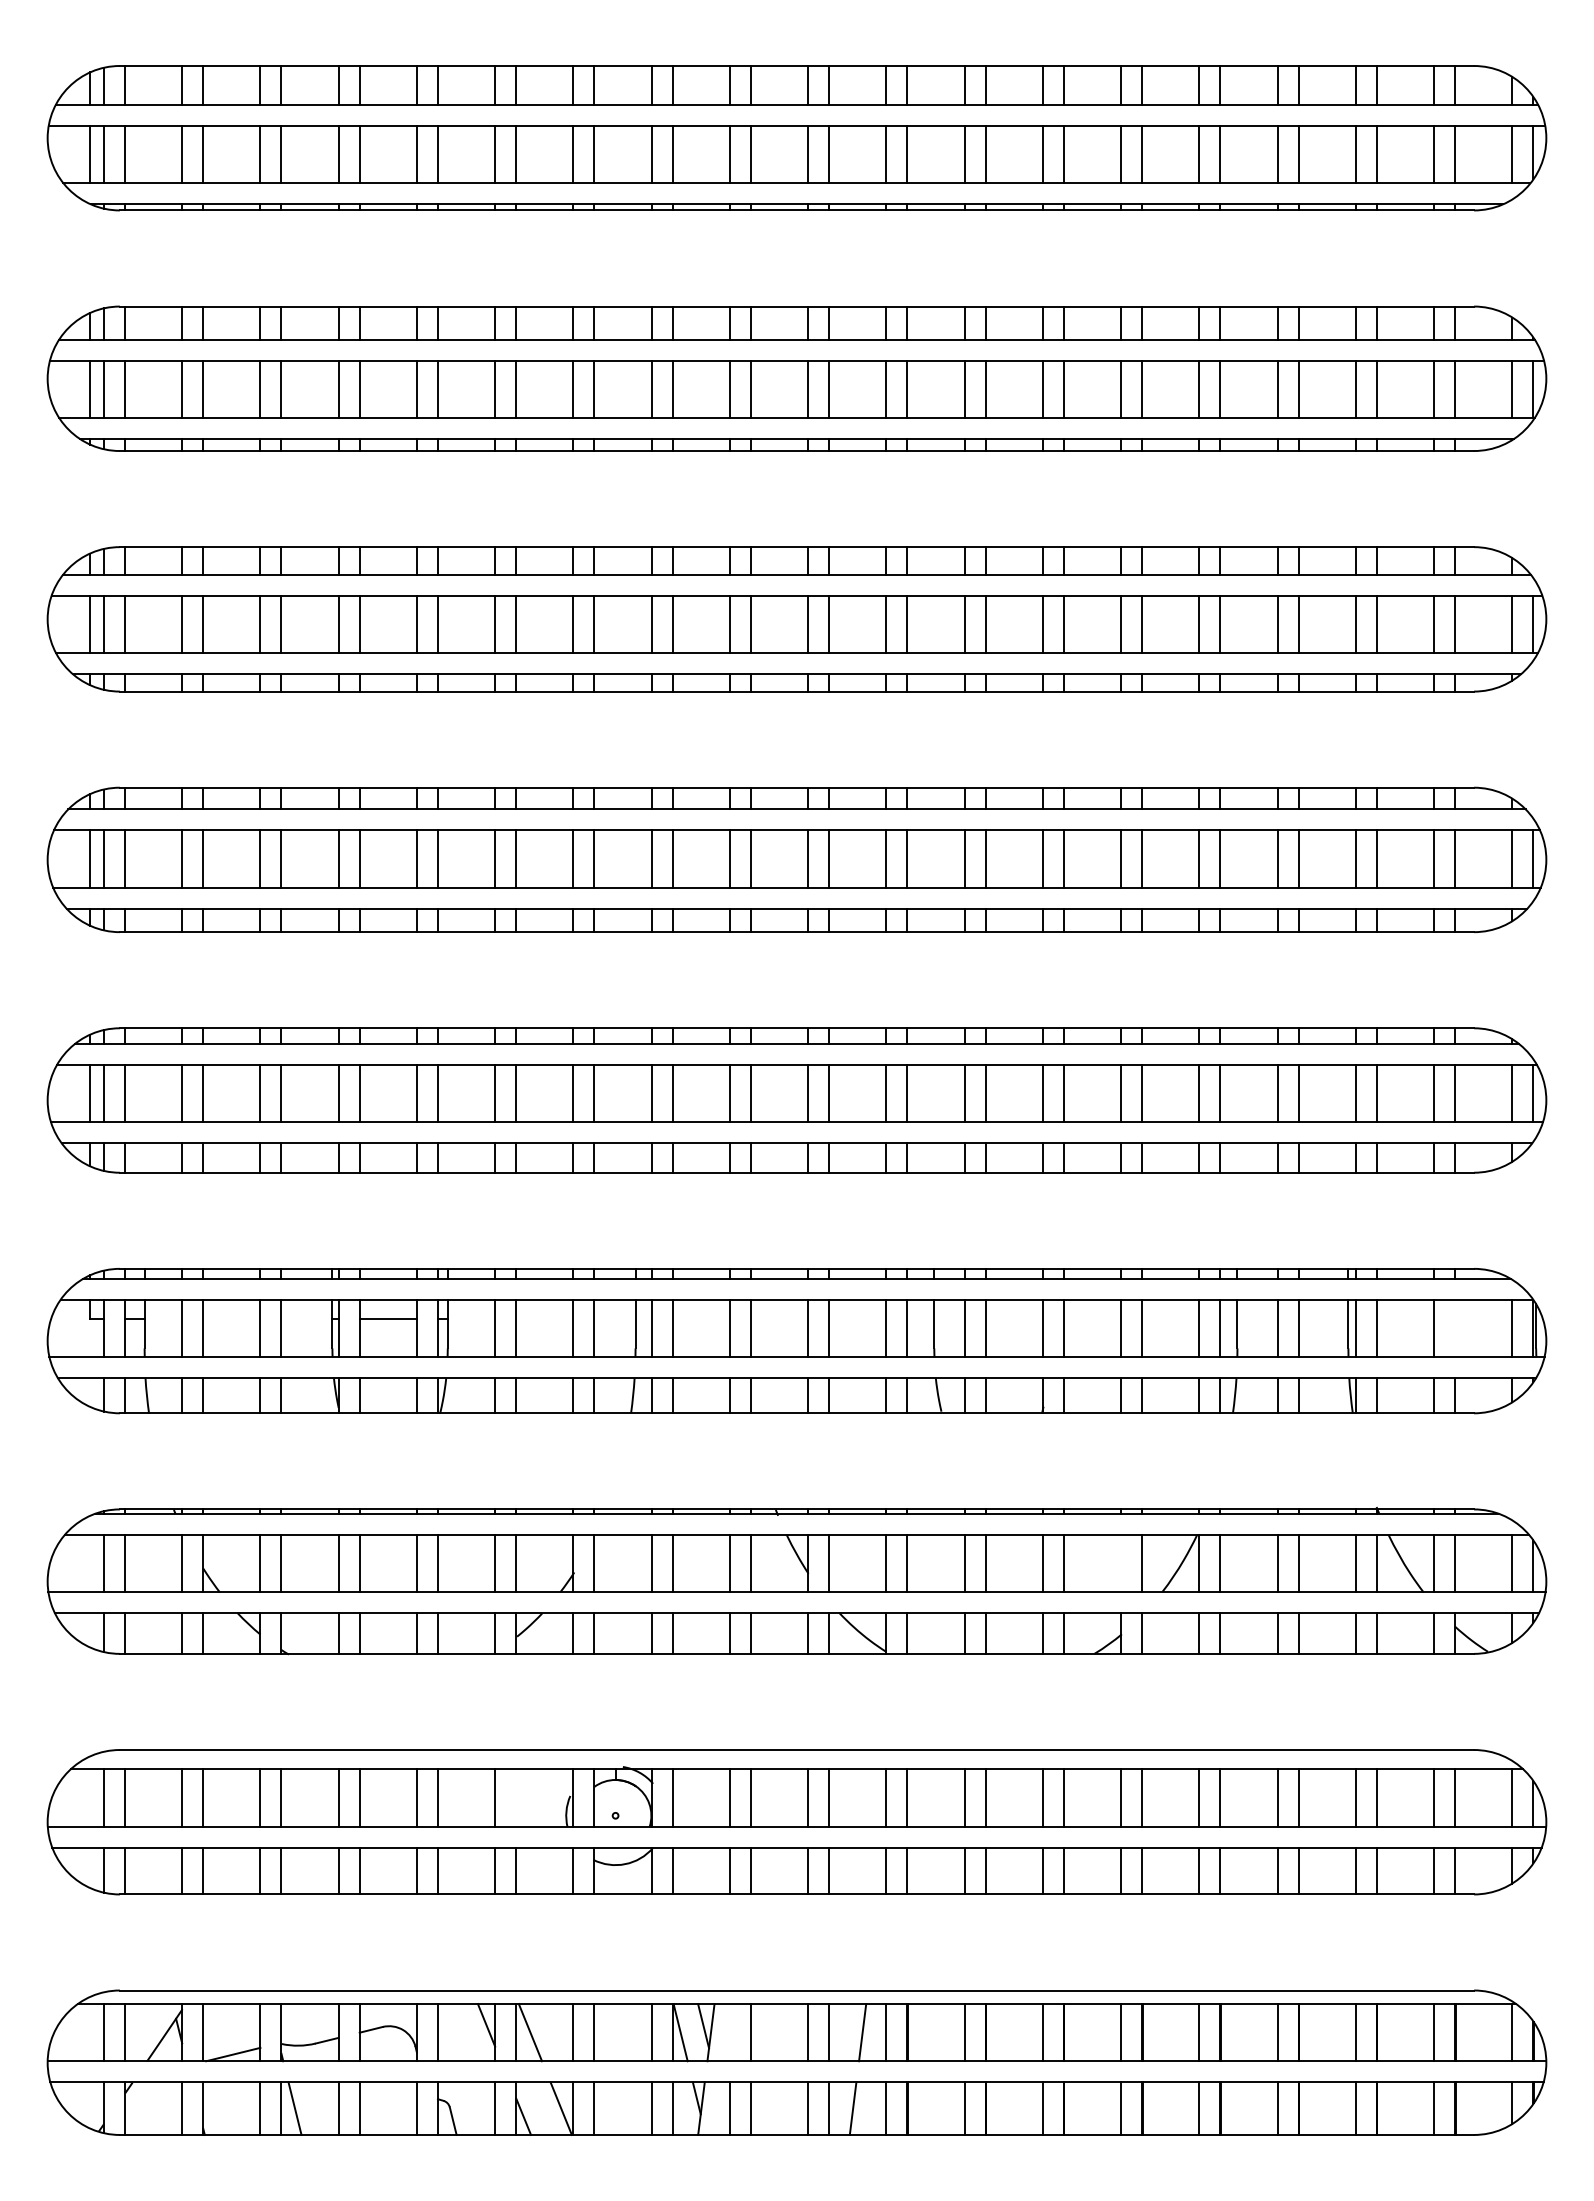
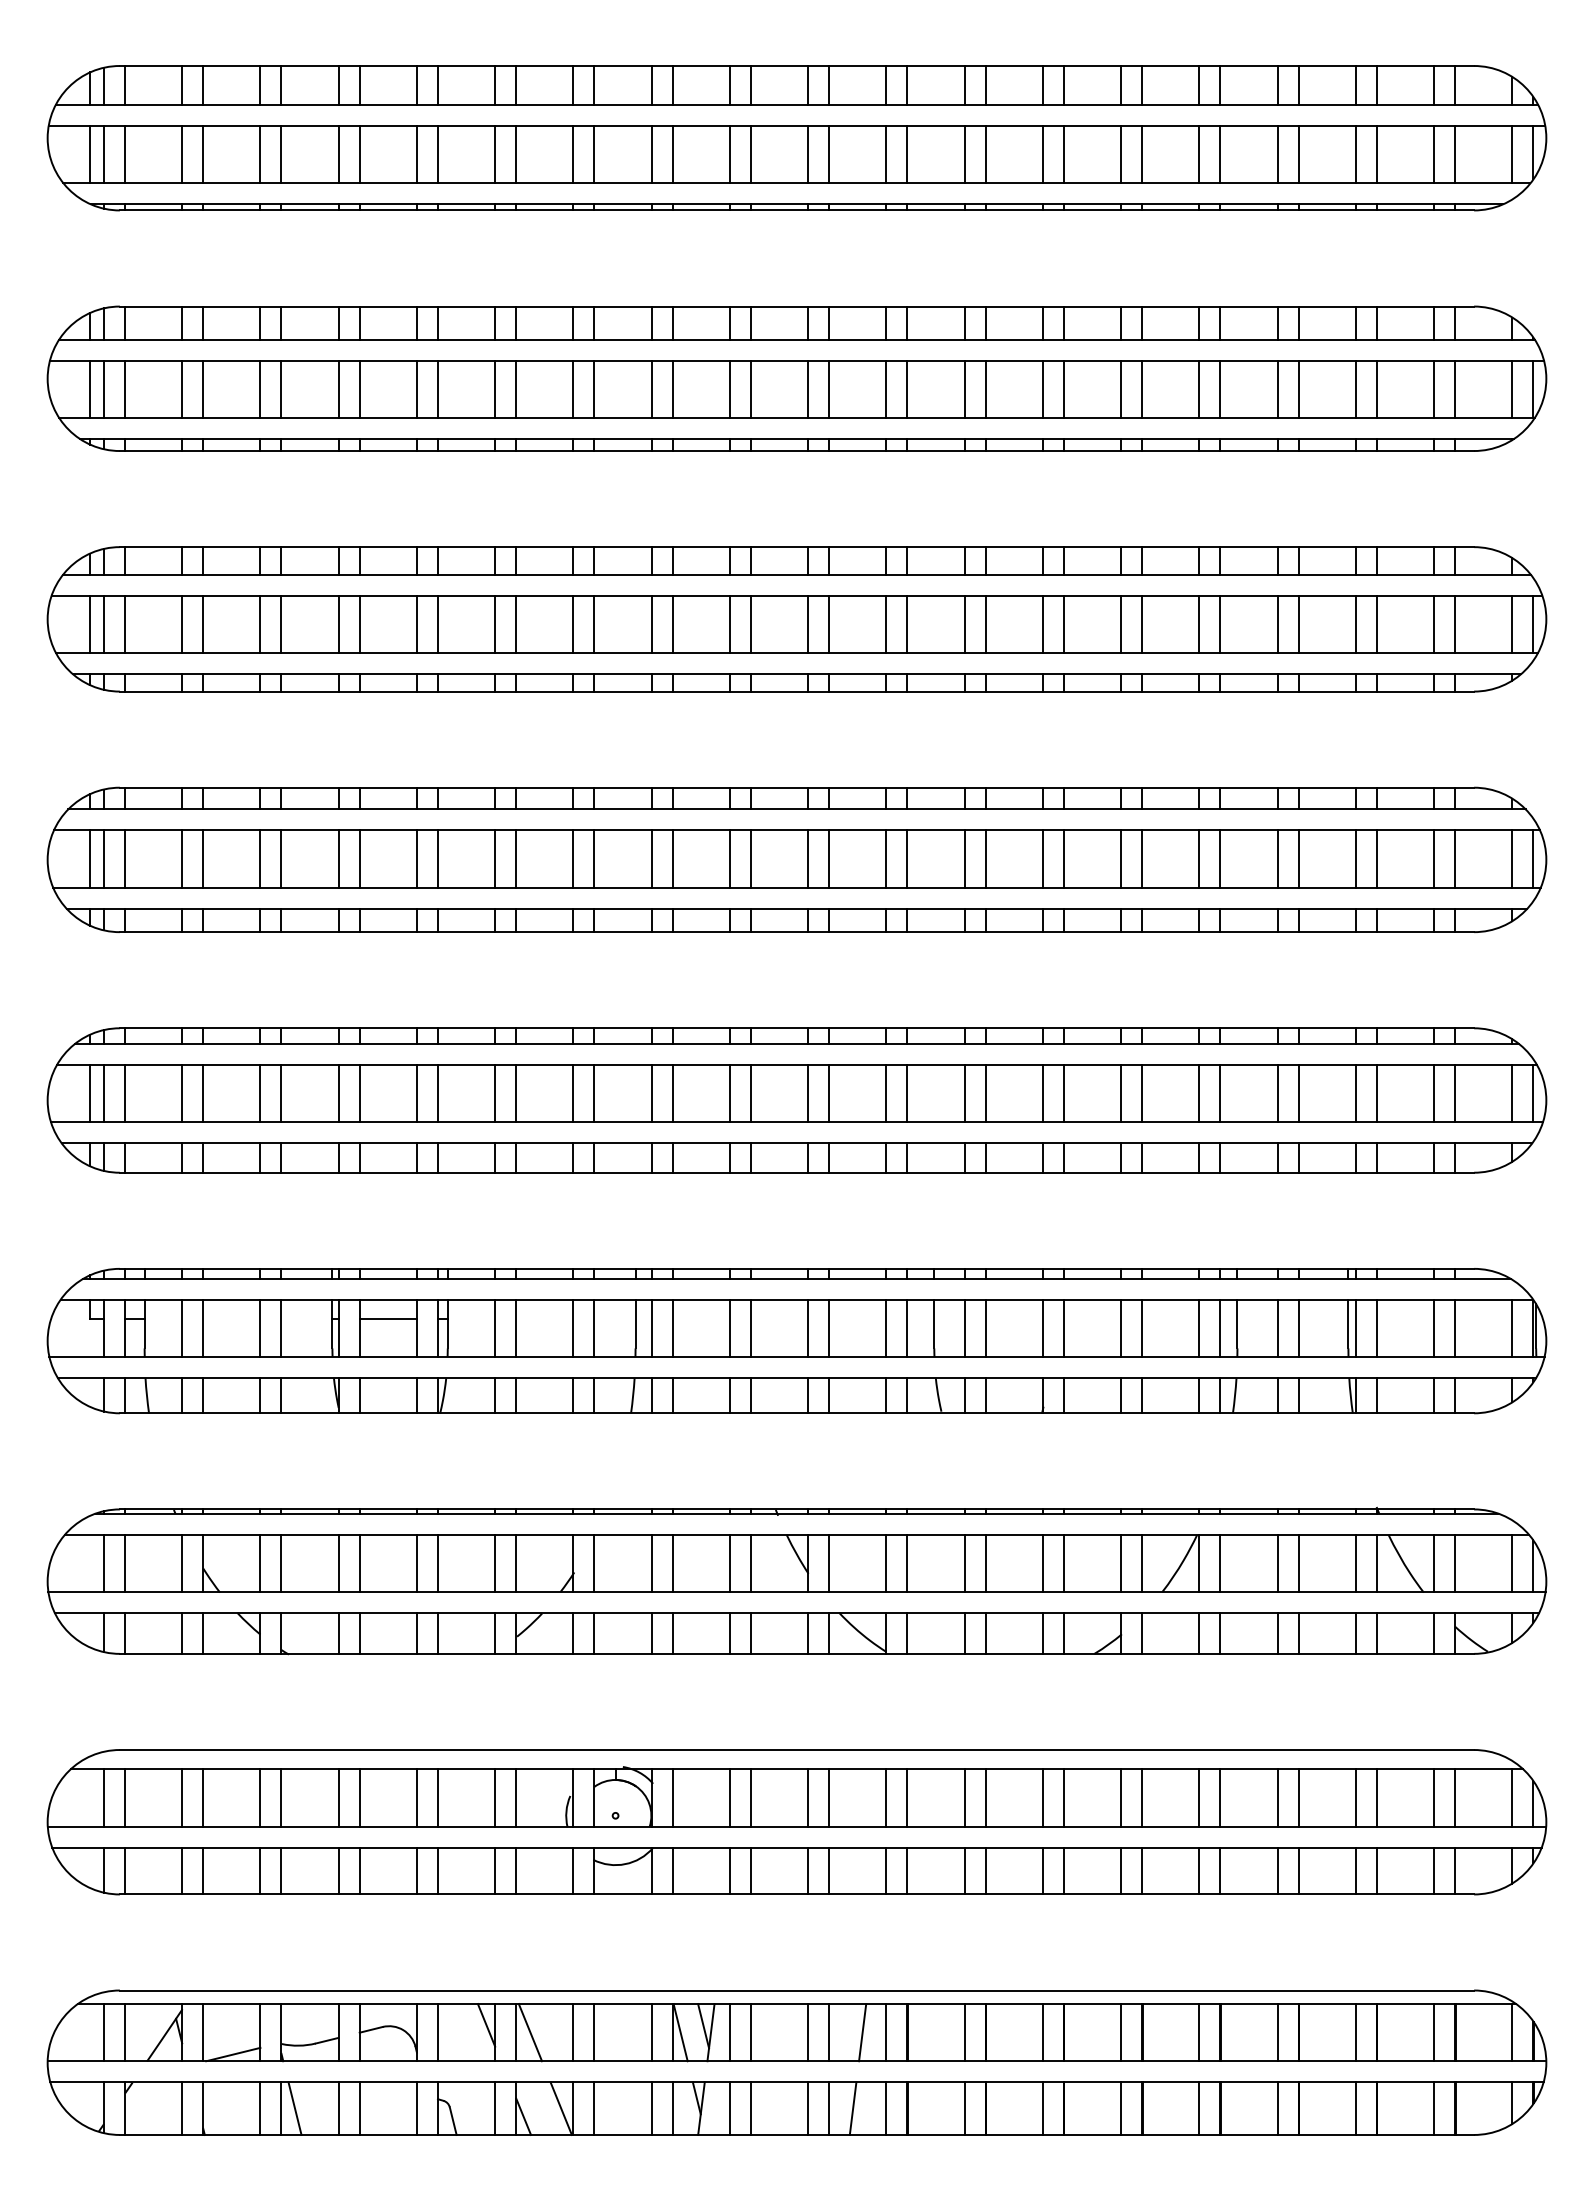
line: none -> present (1455, 1328)
line: none -> present (1121, 1562)
line: none -> present (516, 1797)
line: none -> present (729, 2032)
